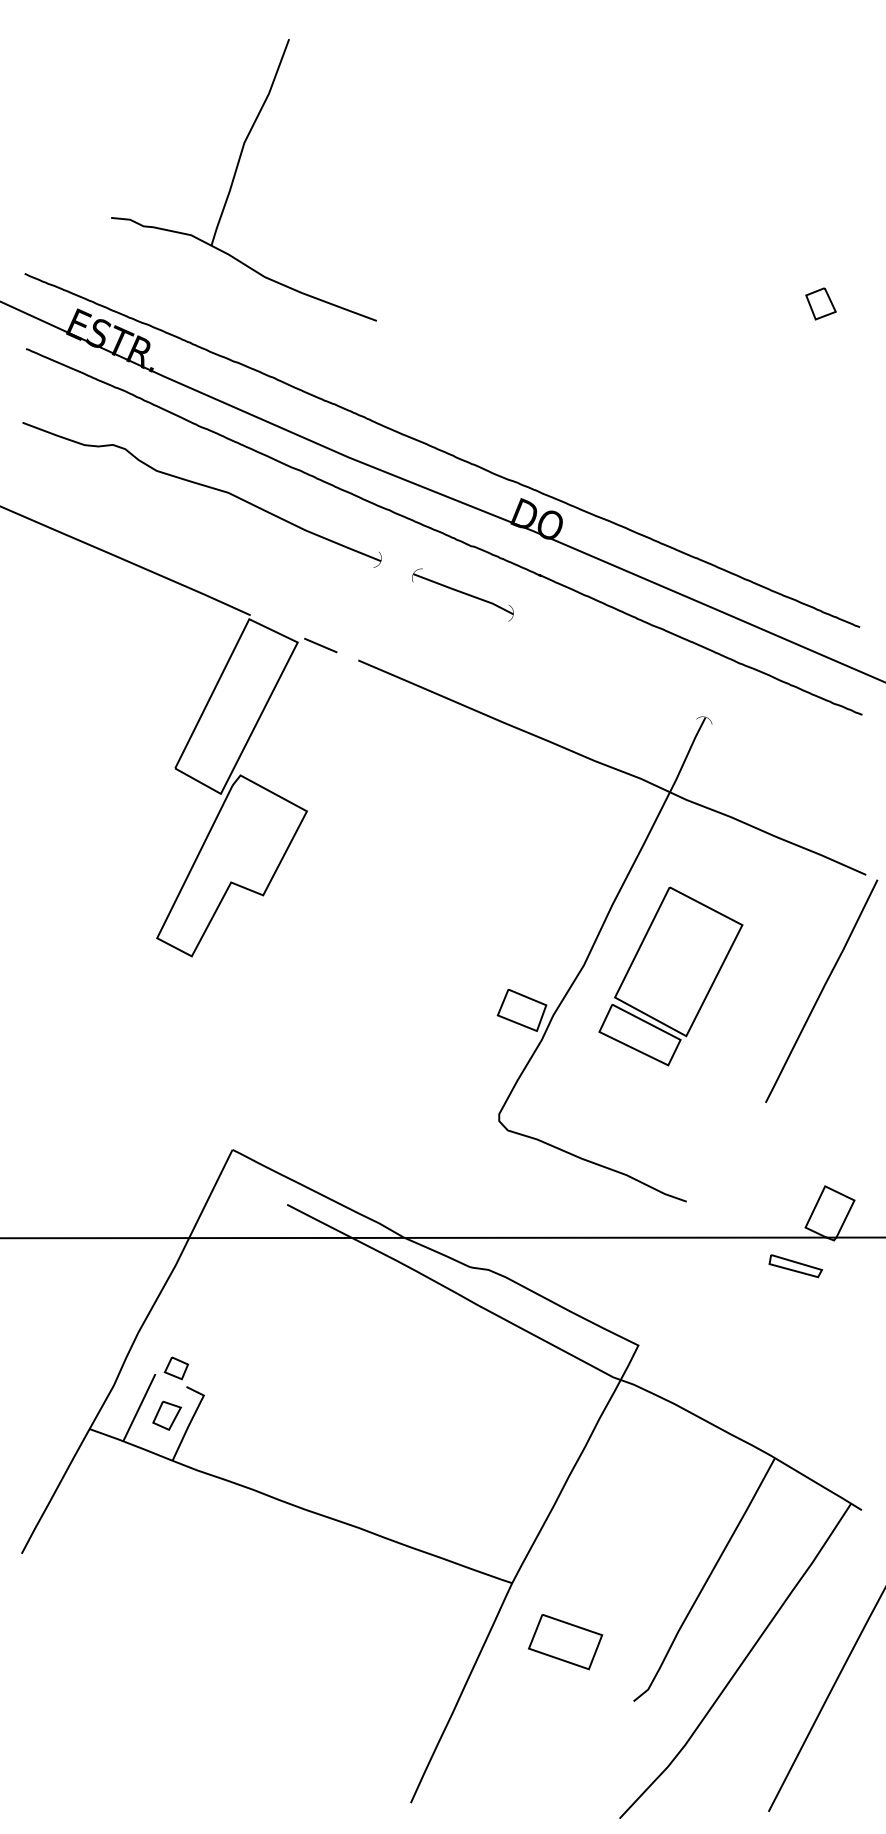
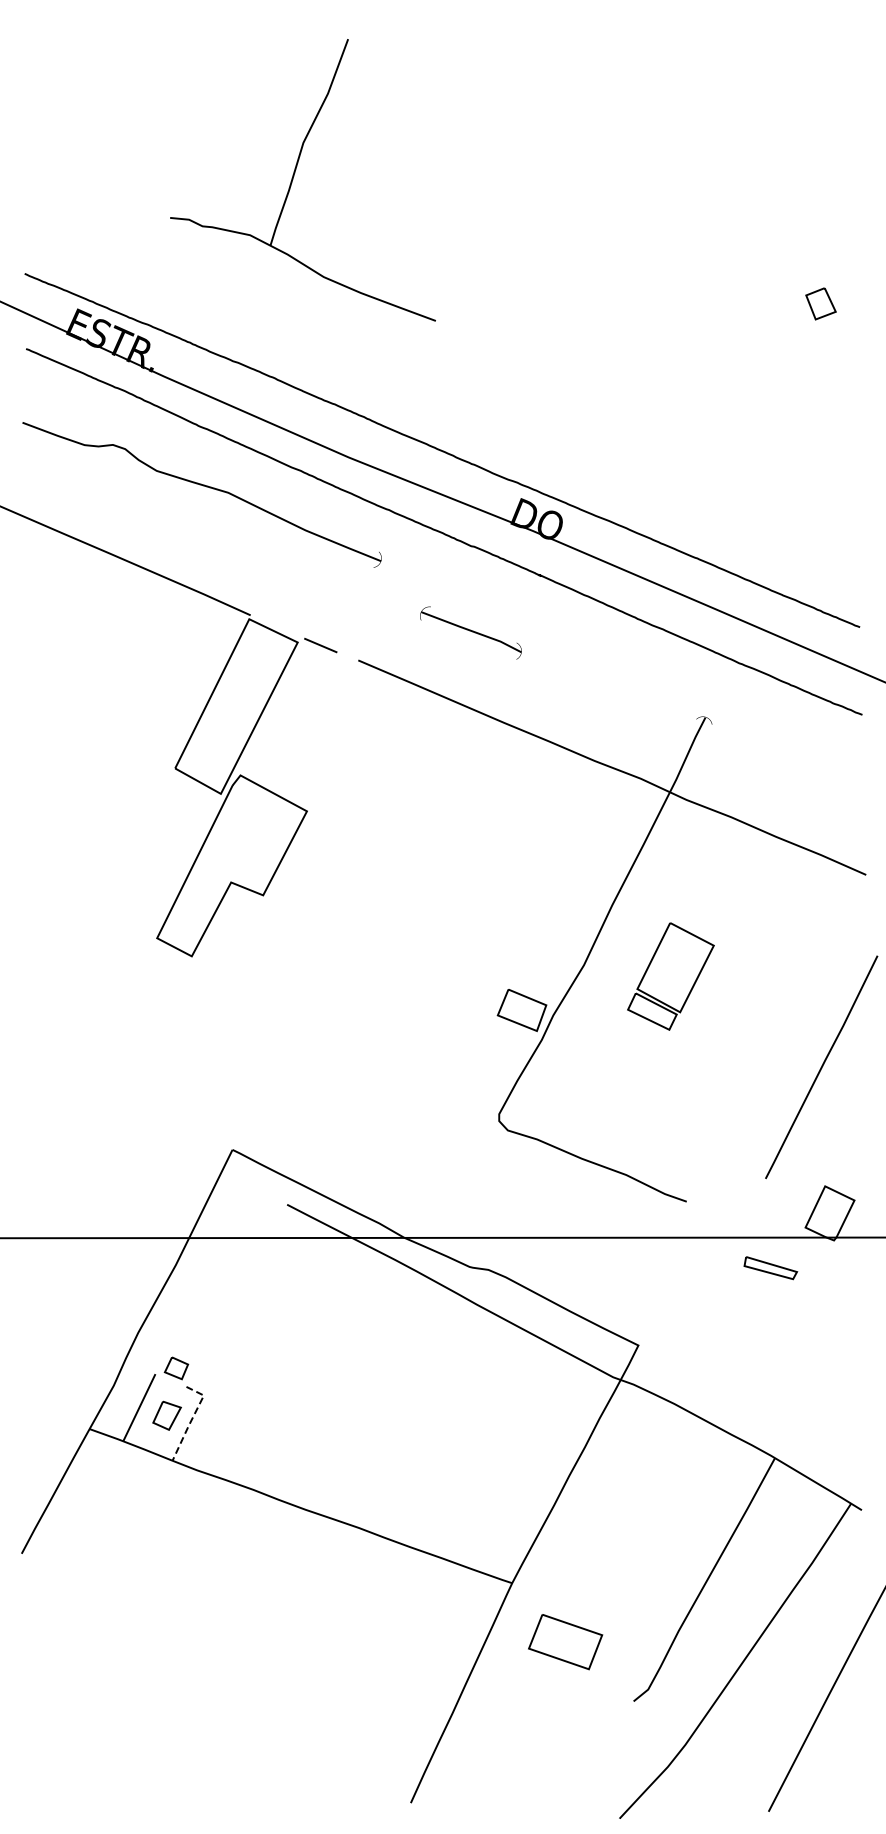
part position: (235, 176) -> (294, 176) (294, 176)
part position: (462, 594) -> (470, 632) (470, 632)
part size: 146x181 px -> 88x109 px (670, 976)
line position: (821, 991) -> (821, 1067) (821, 1067)
part position: (795, 1266) -> (770, 1268) (770, 1268)
line: solid -> dashed (192, 1419)
